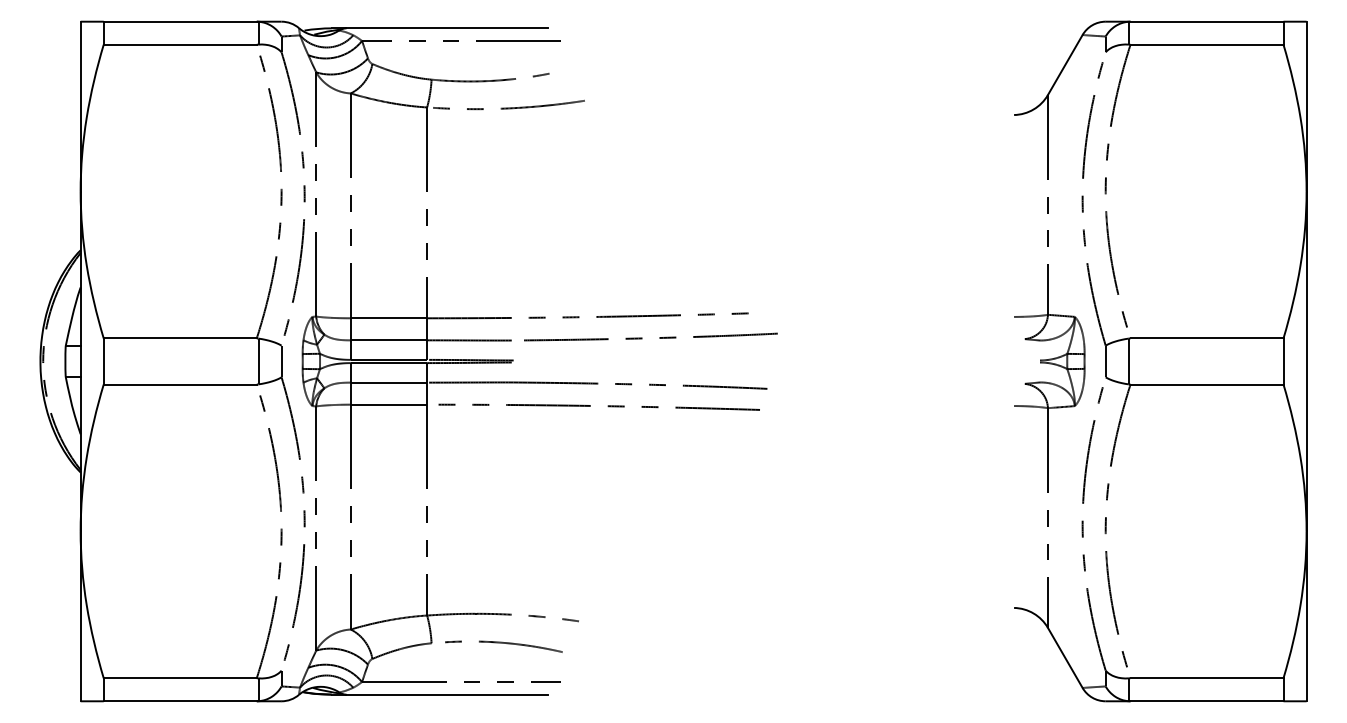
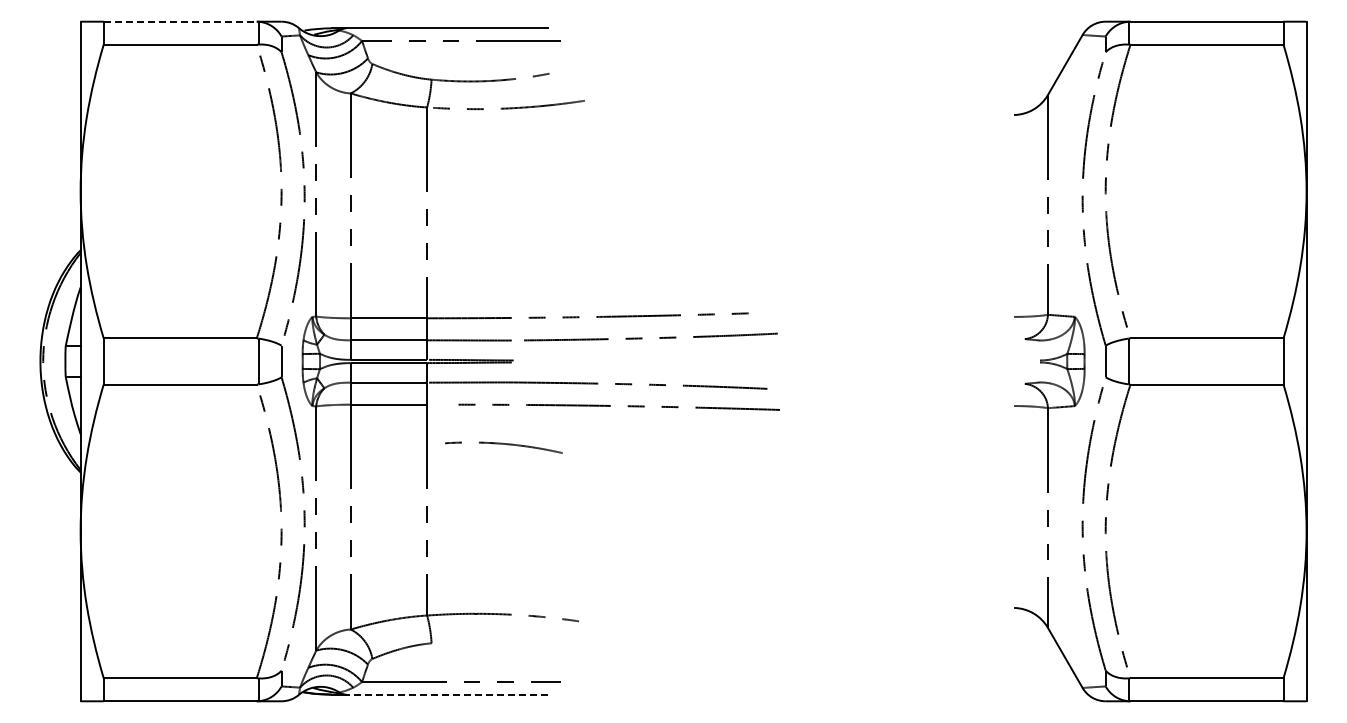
line: solid -> dashed (180, 21)
curve position: (590, 406) -> (610, 406) (610, 406)
curve position: (503, 643) -> (503, 444) (503, 444)
line: solid -> dashed (447, 694)
